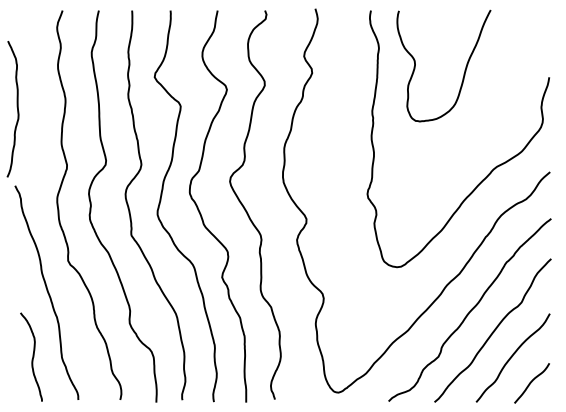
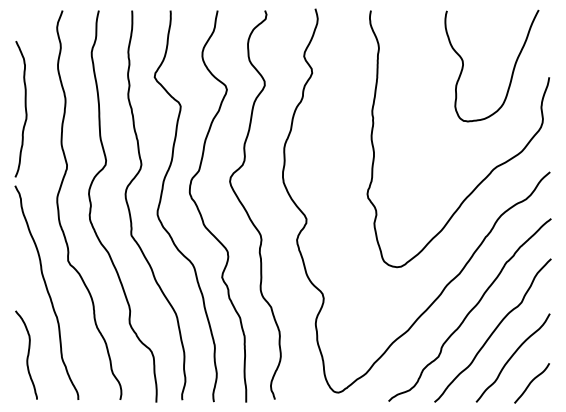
curve position: (464, 69) -> (512, 69) (512, 69)
curve position: (16, 107) -> (24, 107) (24, 107)
curve position: (32, 356) -> (27, 354) (27, 354)
